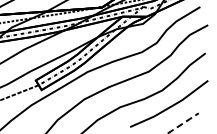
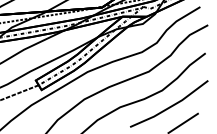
line: dashed -> solid (183, 123)
